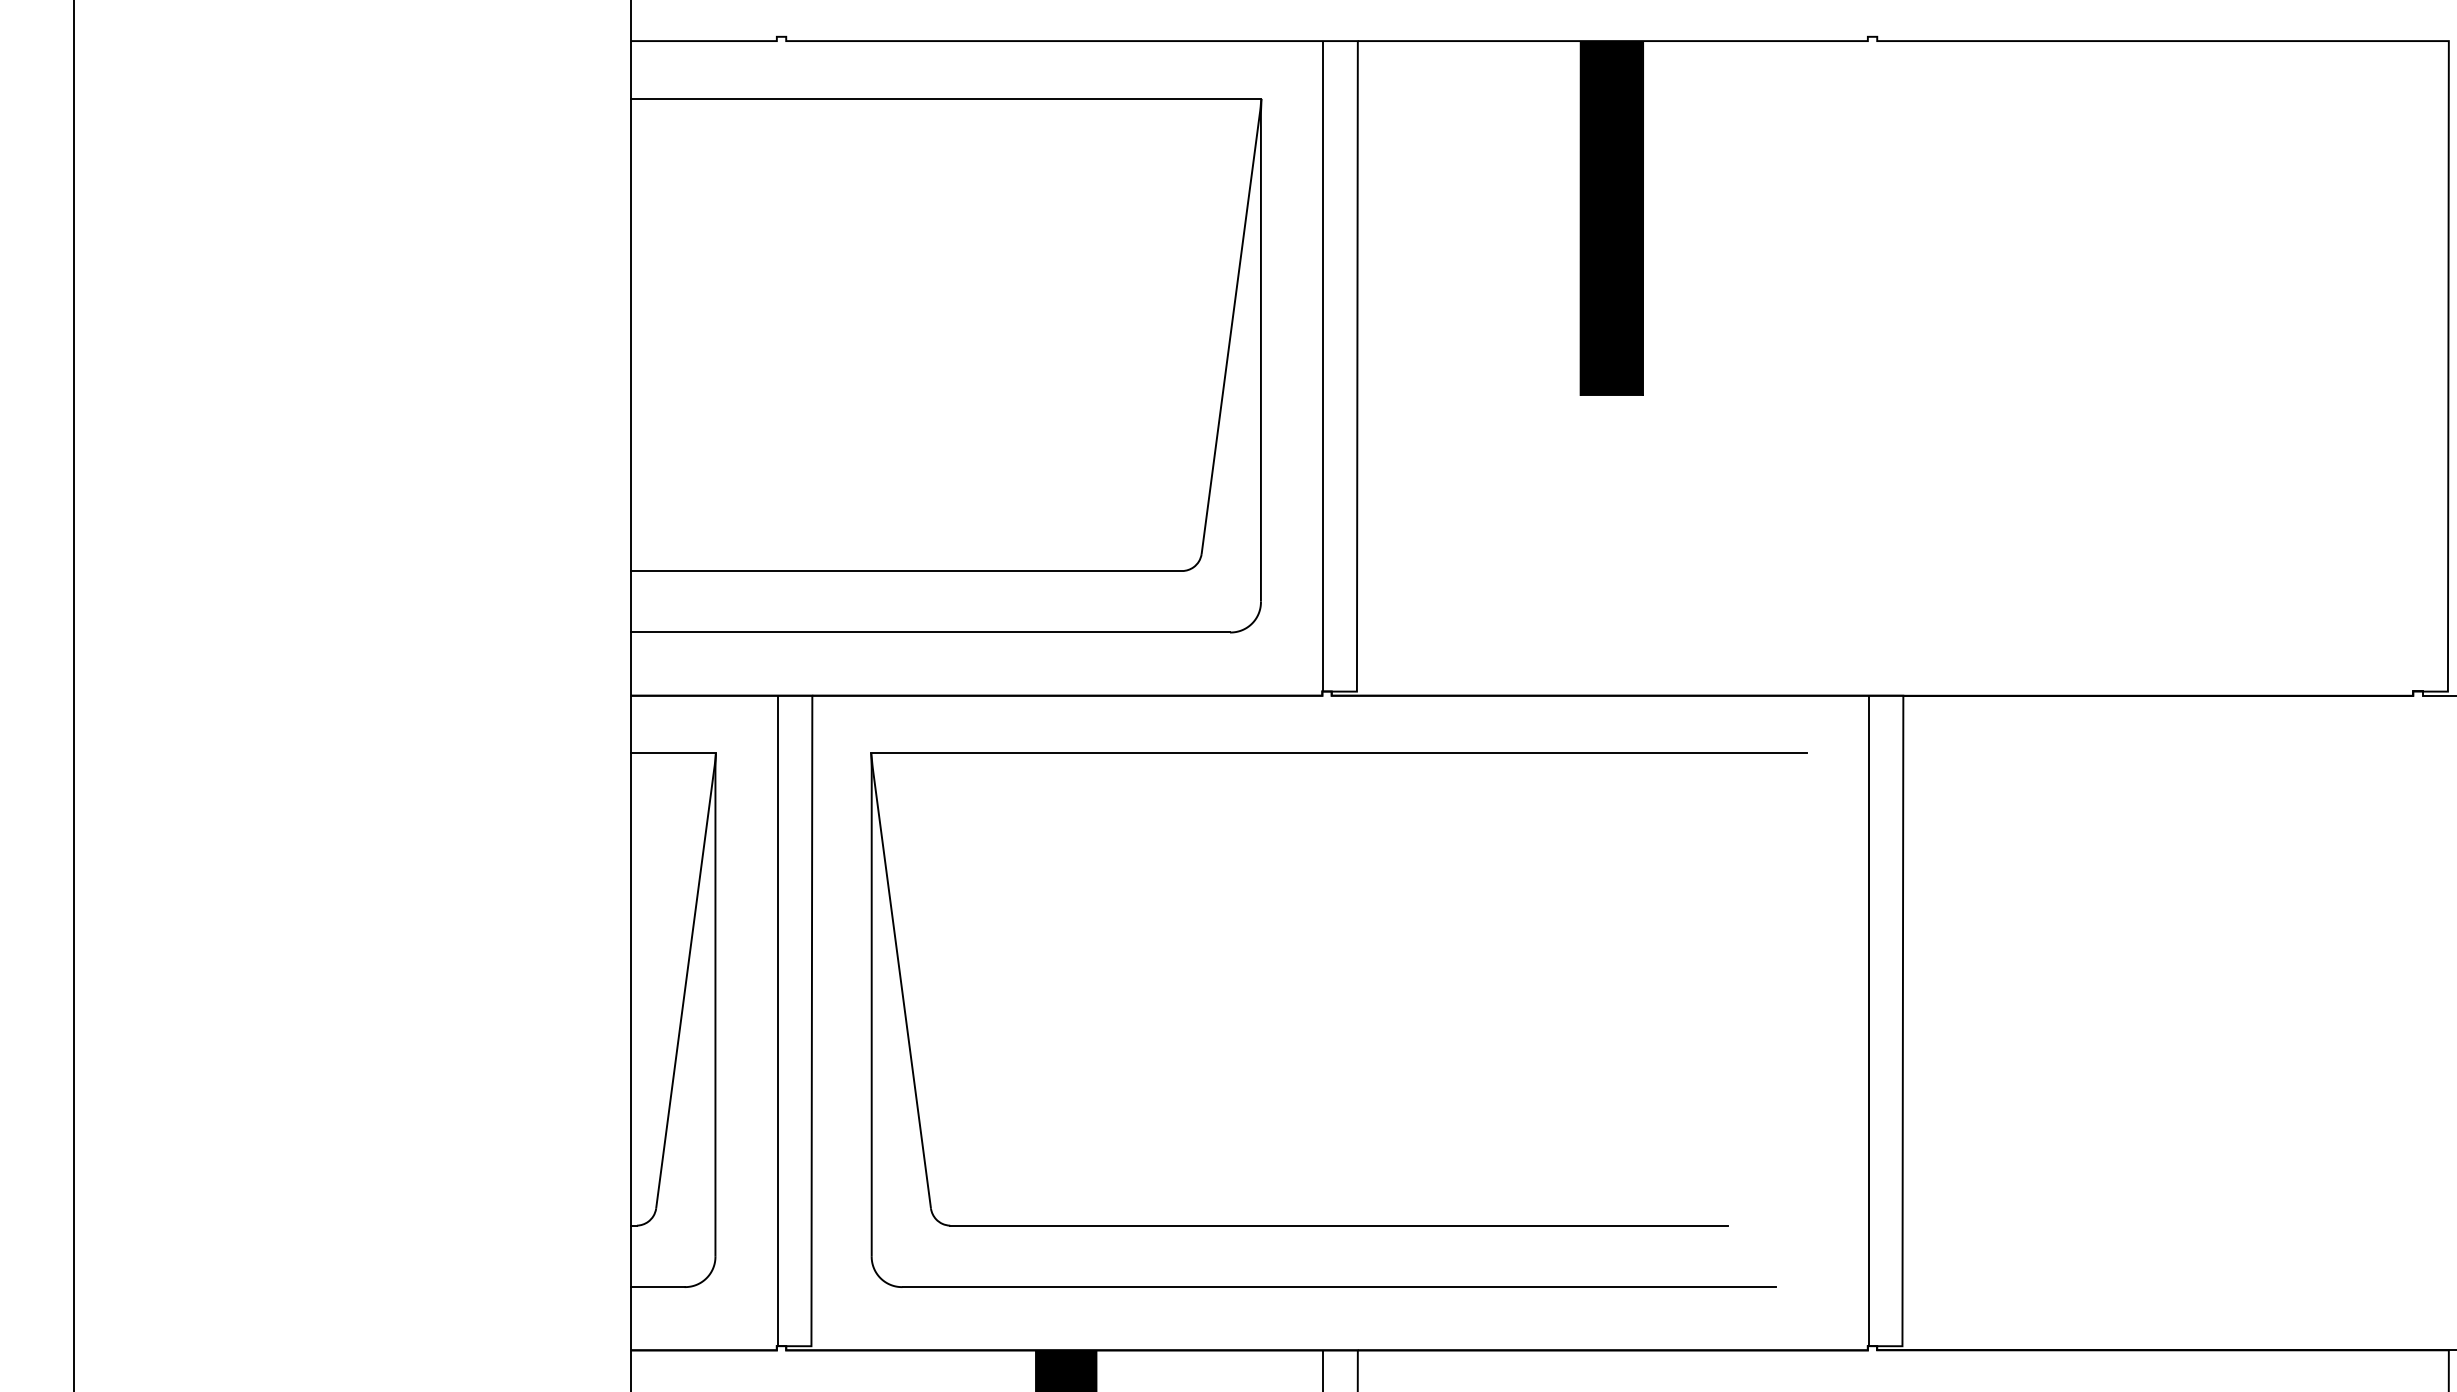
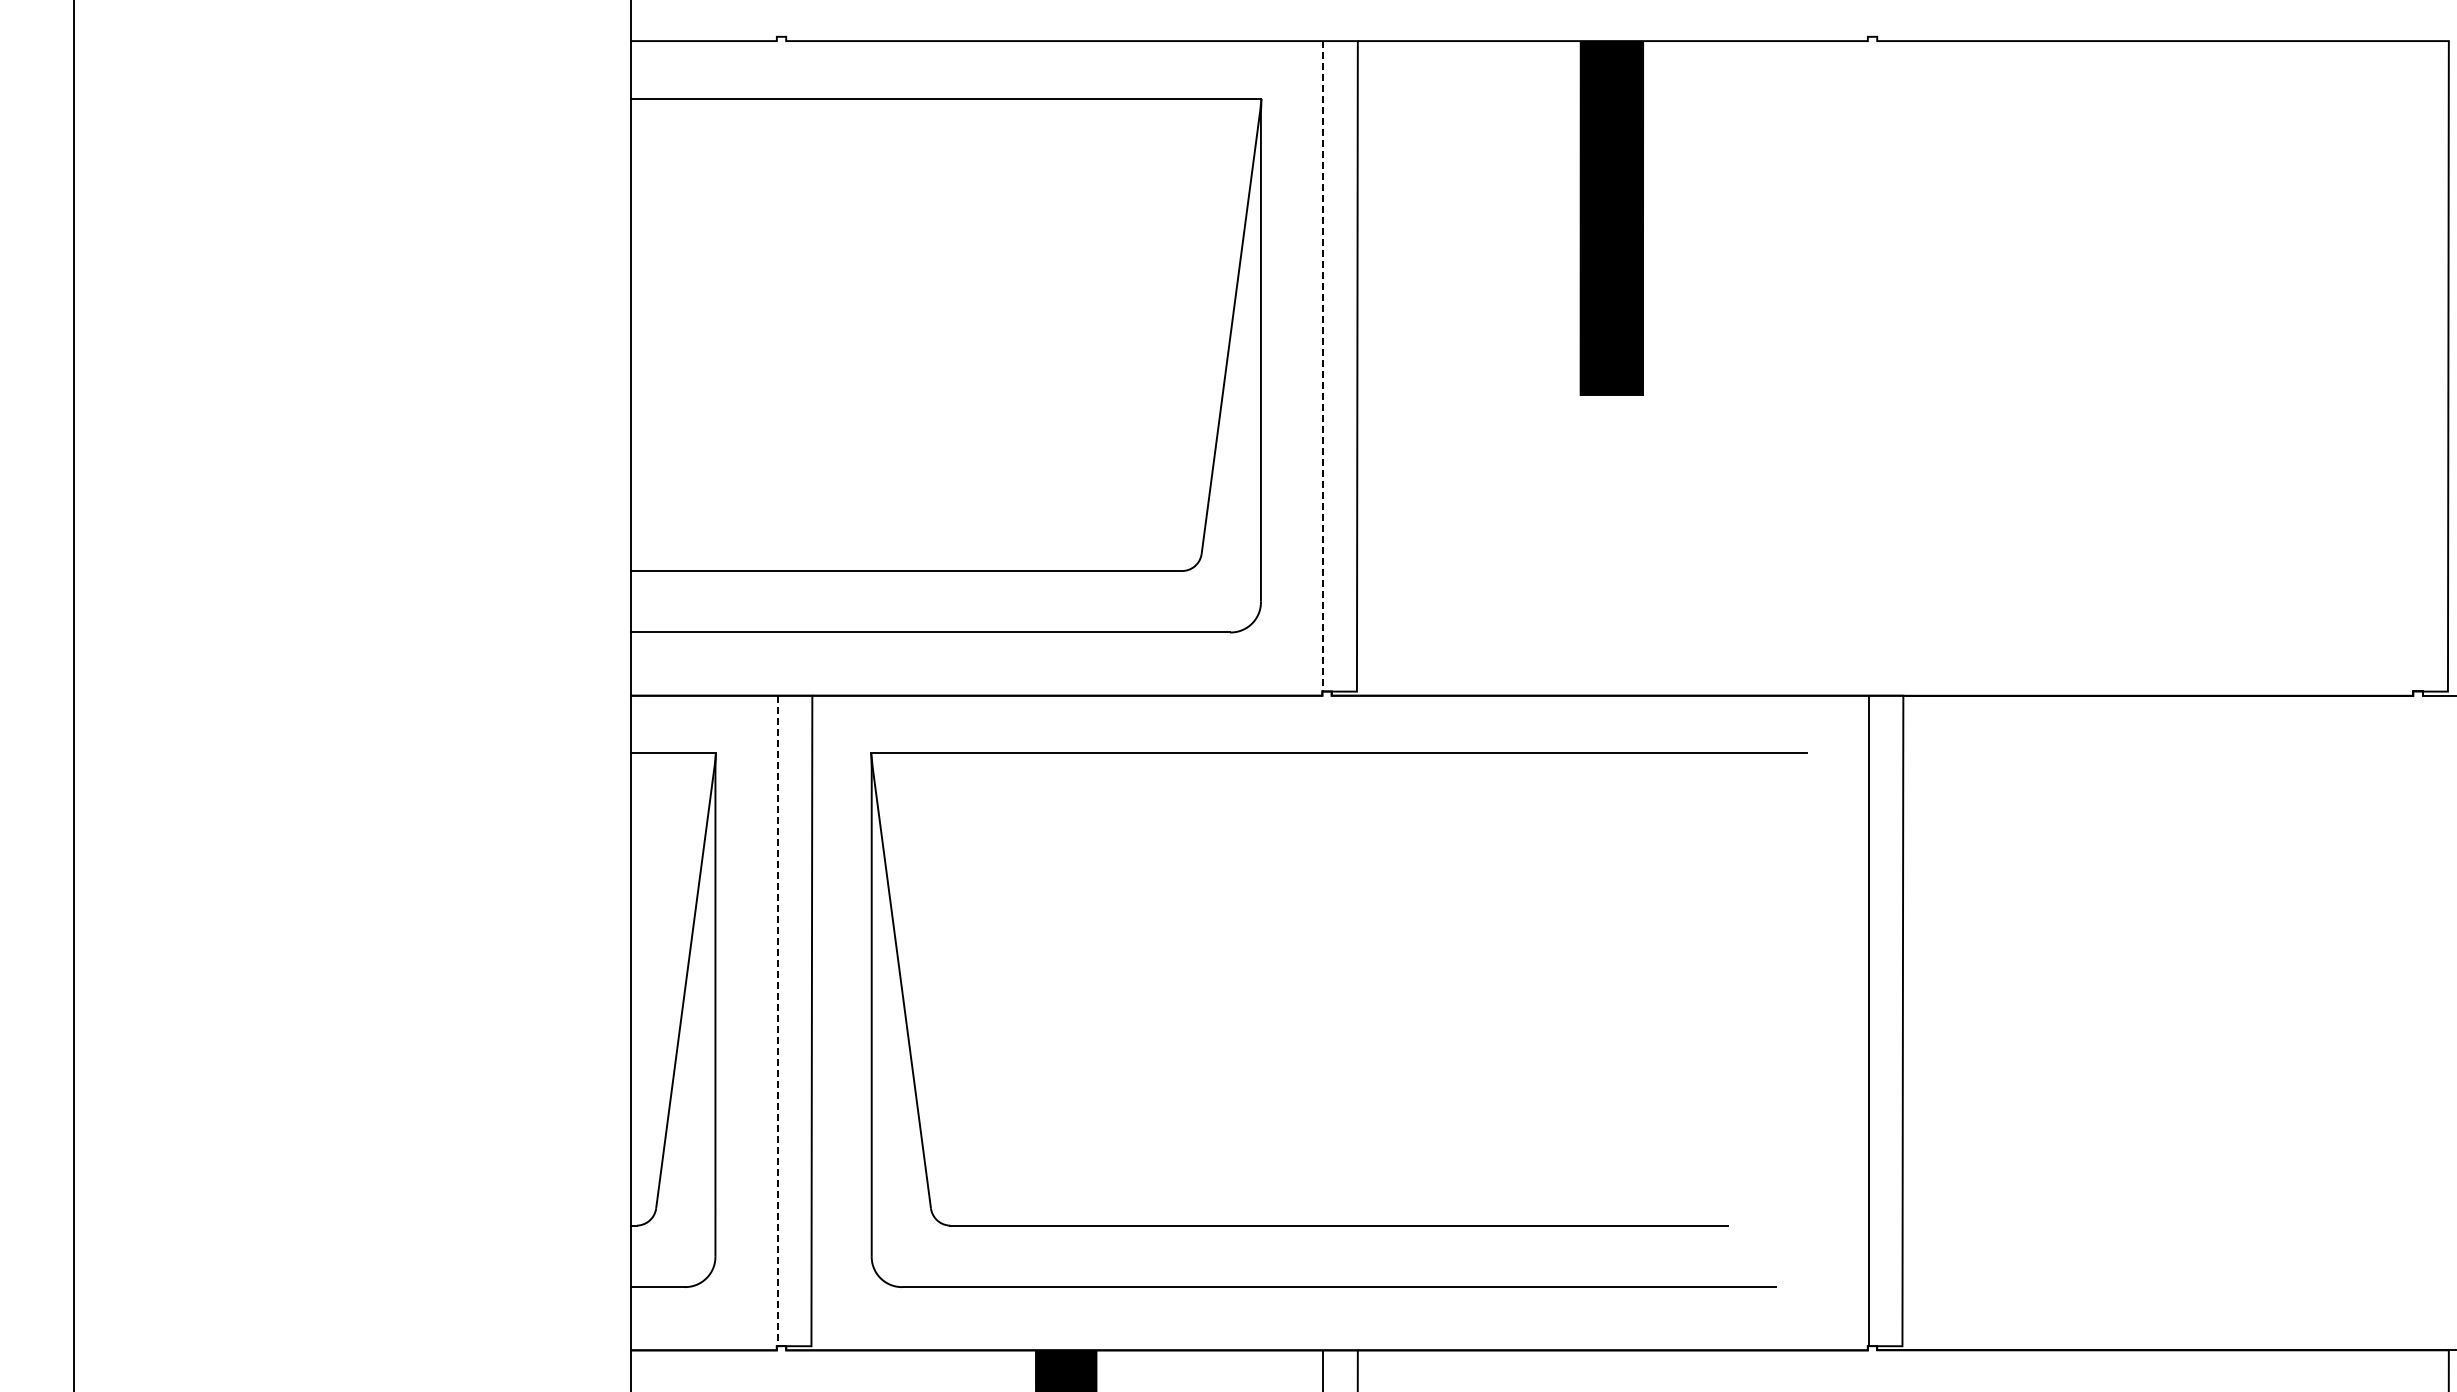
line: solid -> dashed (1323, 366)
line: solid -> dashed (777, 1021)
